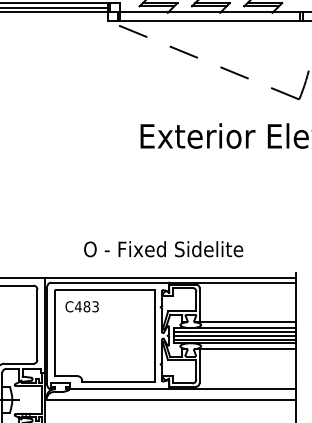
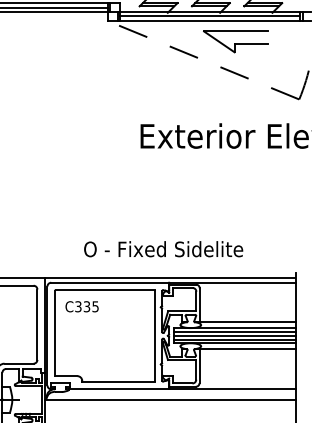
line: none -> present (210, 16)
part: none -> present (235, 41)
text: C483 -> C335 (86, 306)
